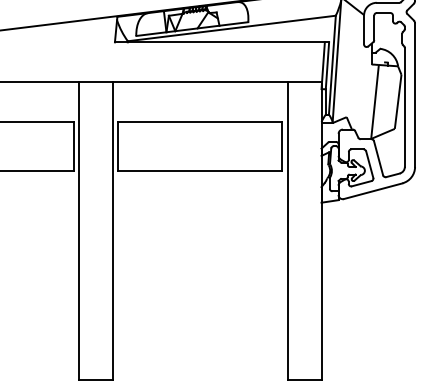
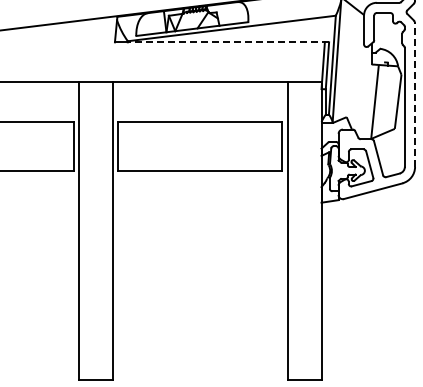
line: solid -> dashed (228, 42)
line: solid -> dashed (415, 95)
